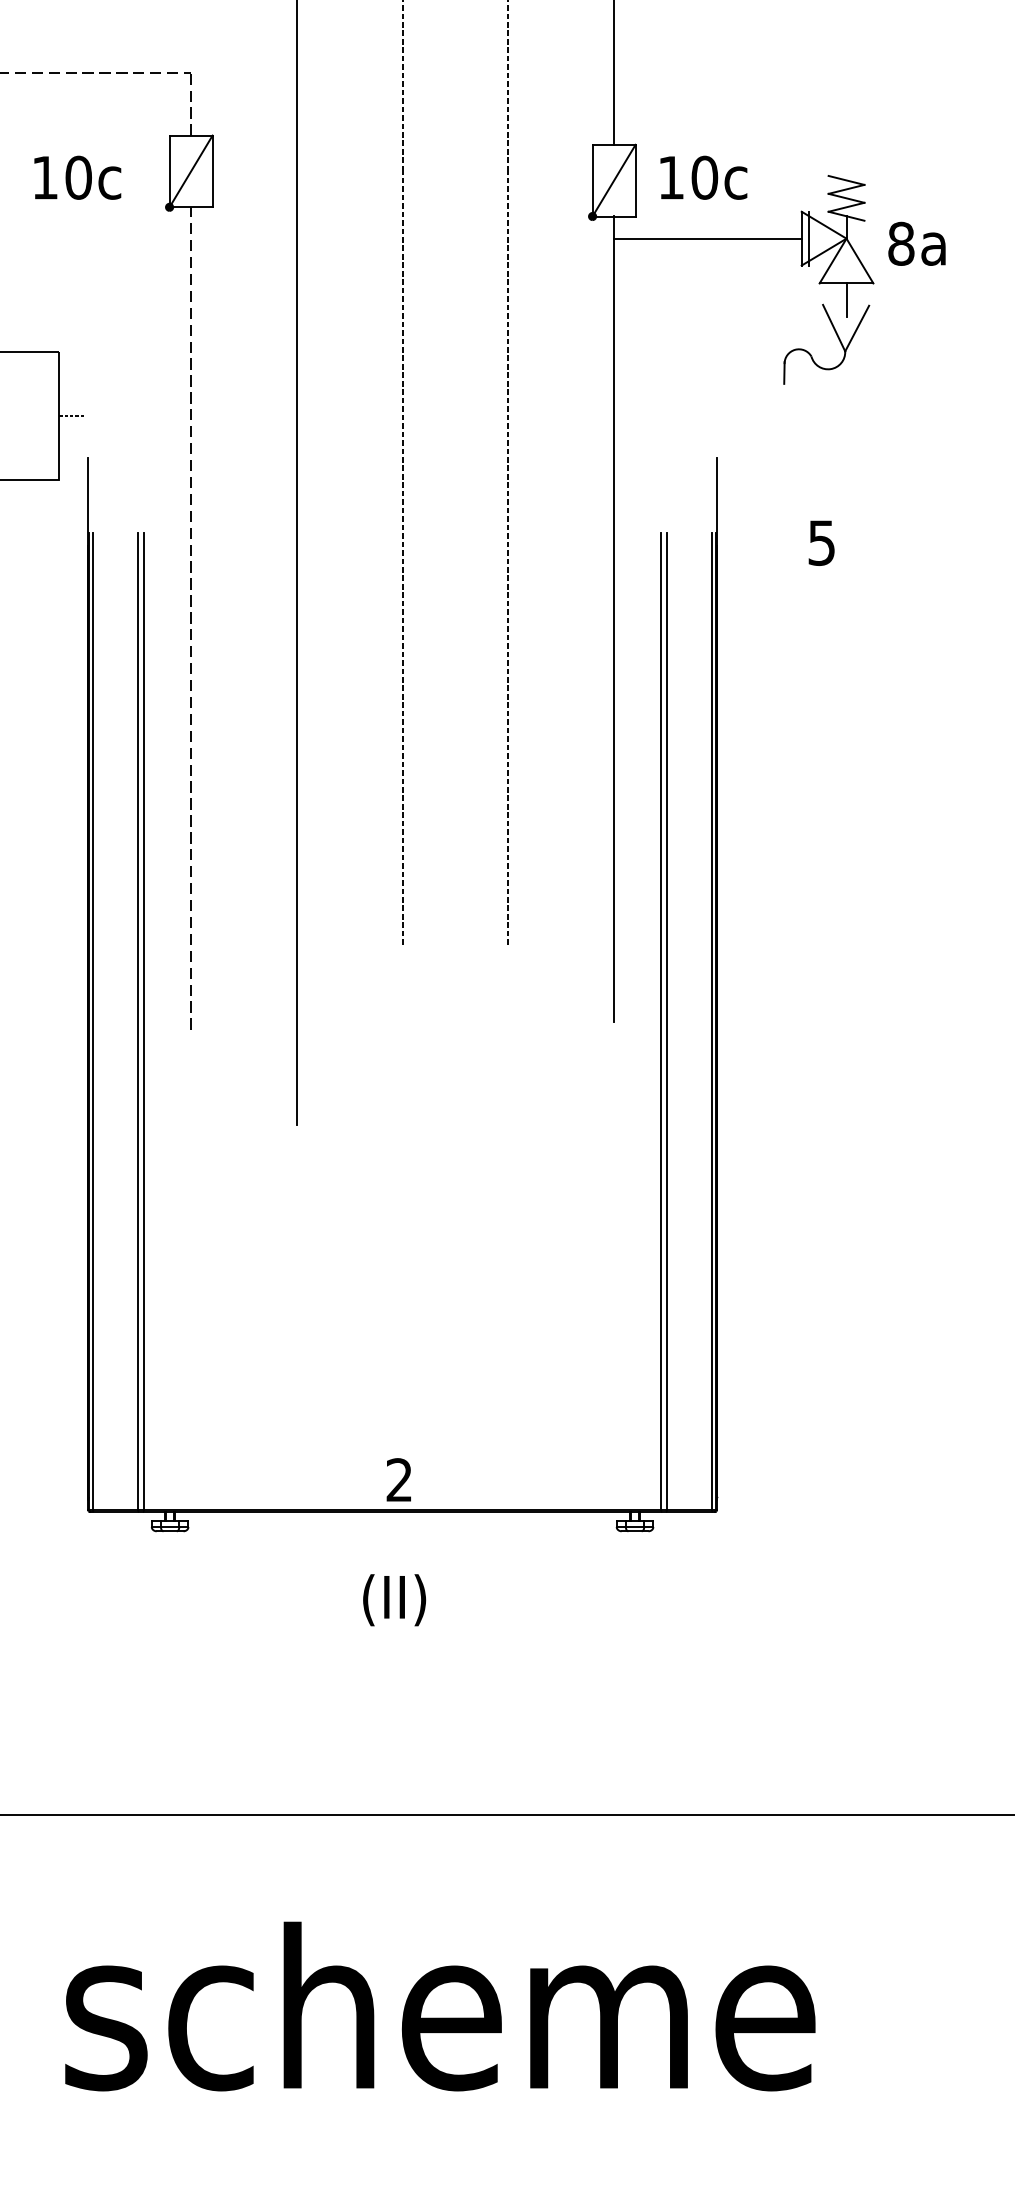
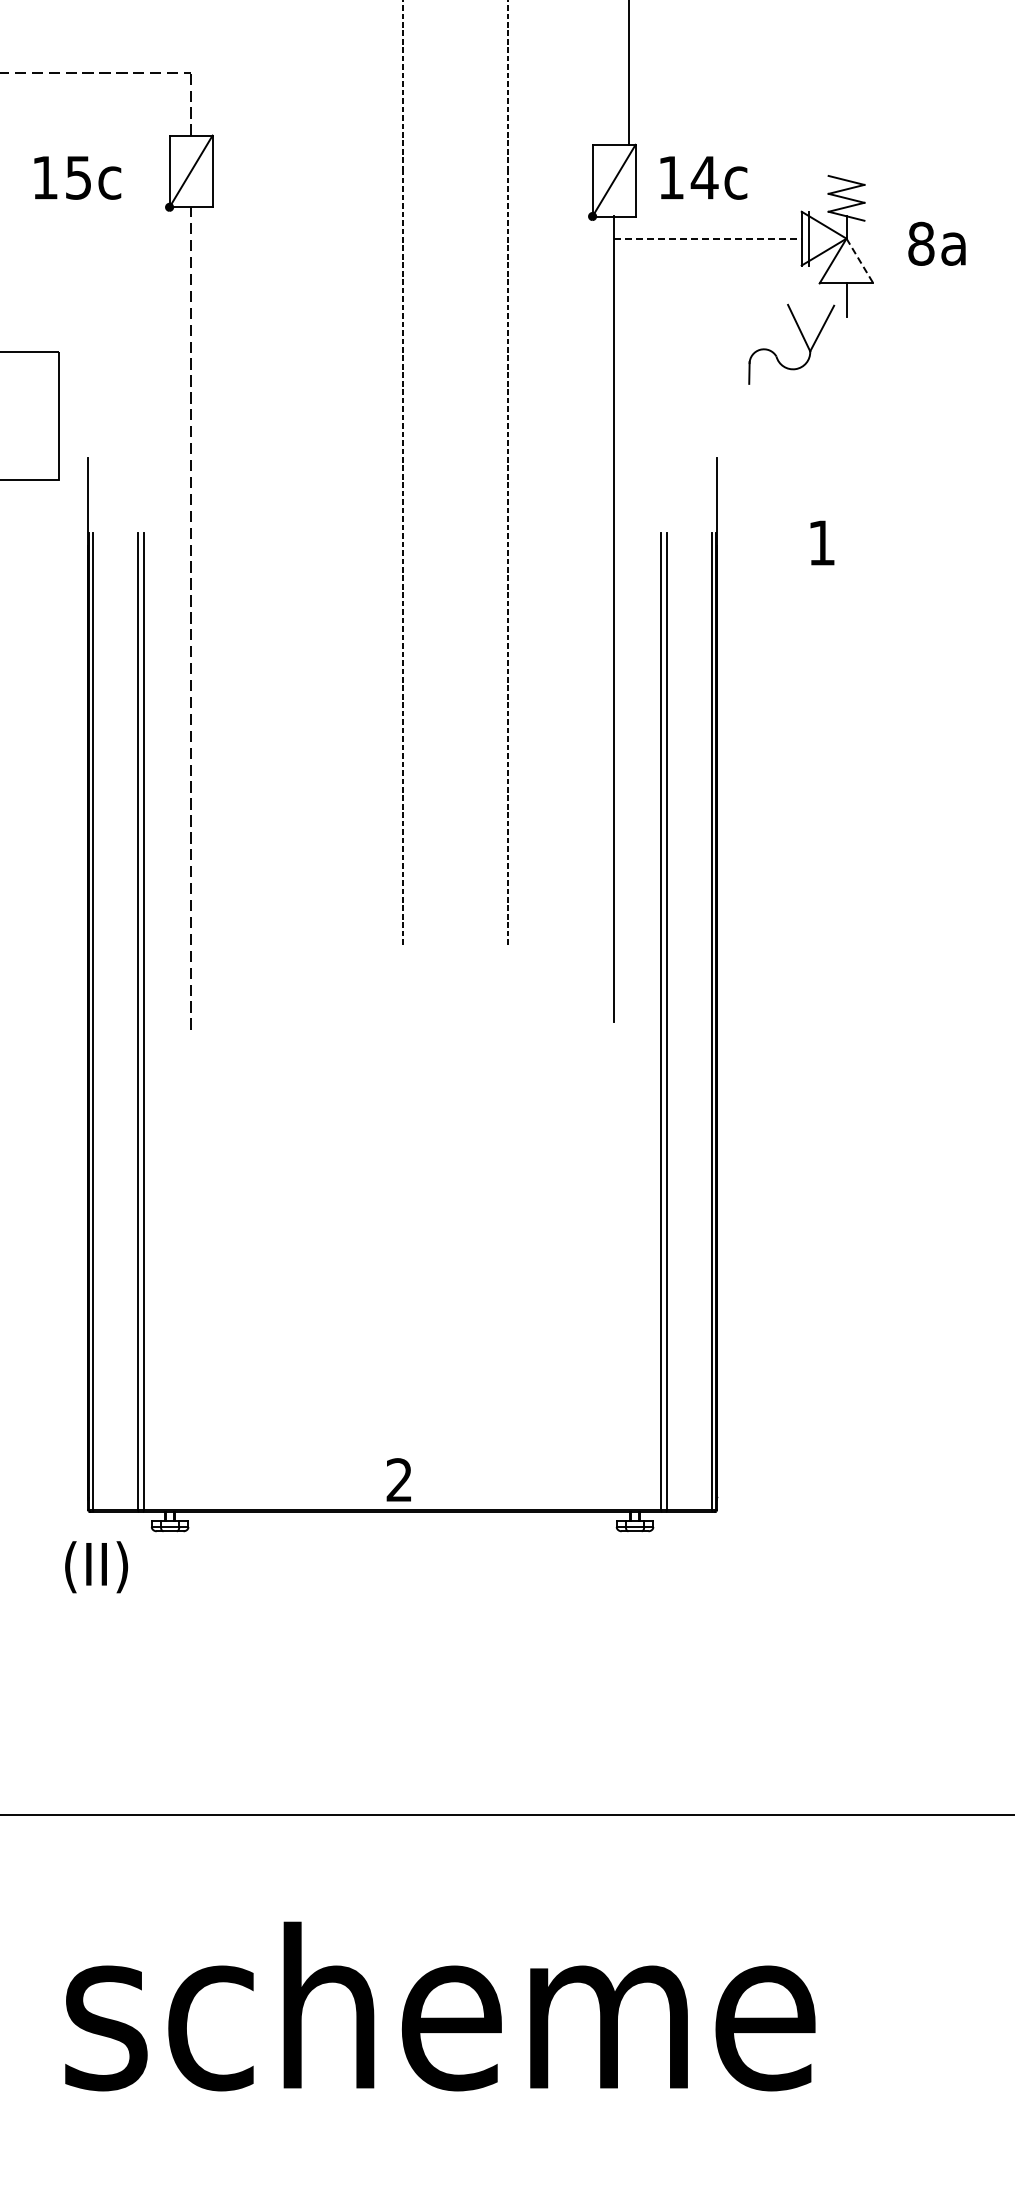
line position: (614, 73) -> (629, 73) (629, 73)
text: 10c -> 15c (78, 177)
text: 10c -> 14c (704, 177)
line: solid -> dashed (707, 238)
text position: (916, 243) -> (936, 243) (936, 243)
line: solid -> dashed (860, 261)
part position: (837, 337) -> (802, 337) (802, 337)
line: present -> none (72, 415)
text: 5 -> 1 (821, 542)
line: present -> none (296, 563)
text position: (394, 1600) -> (96, 1567) (96, 1567)
